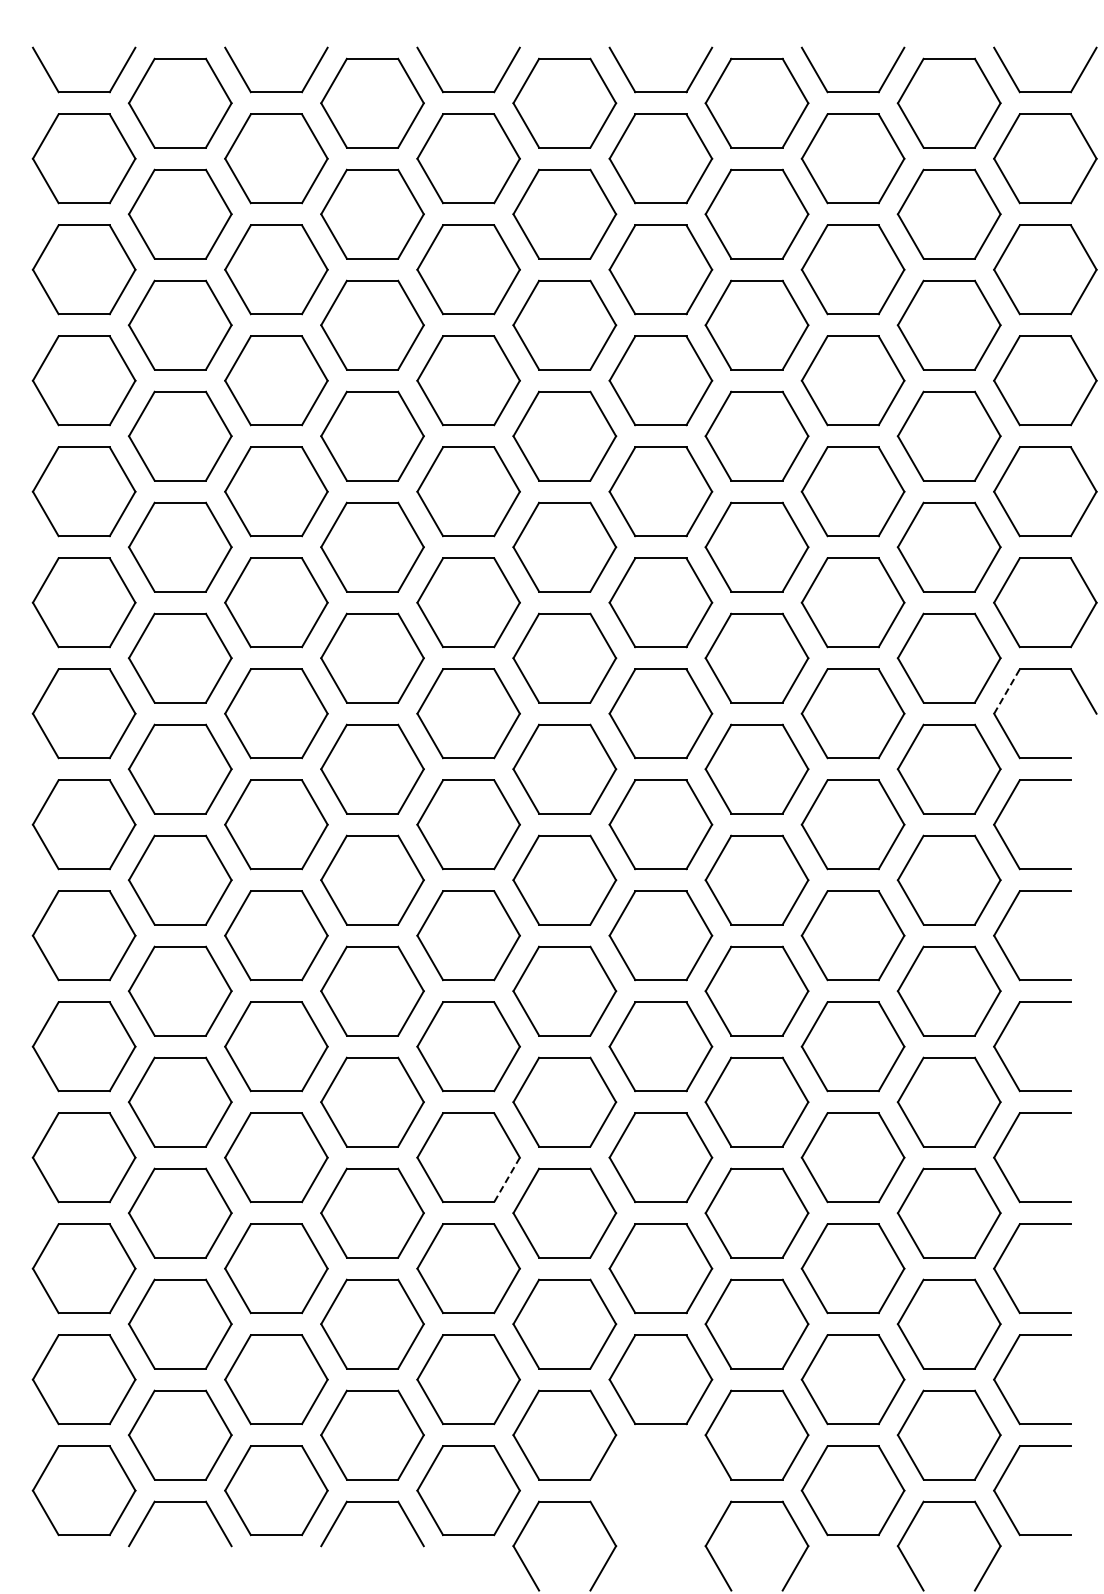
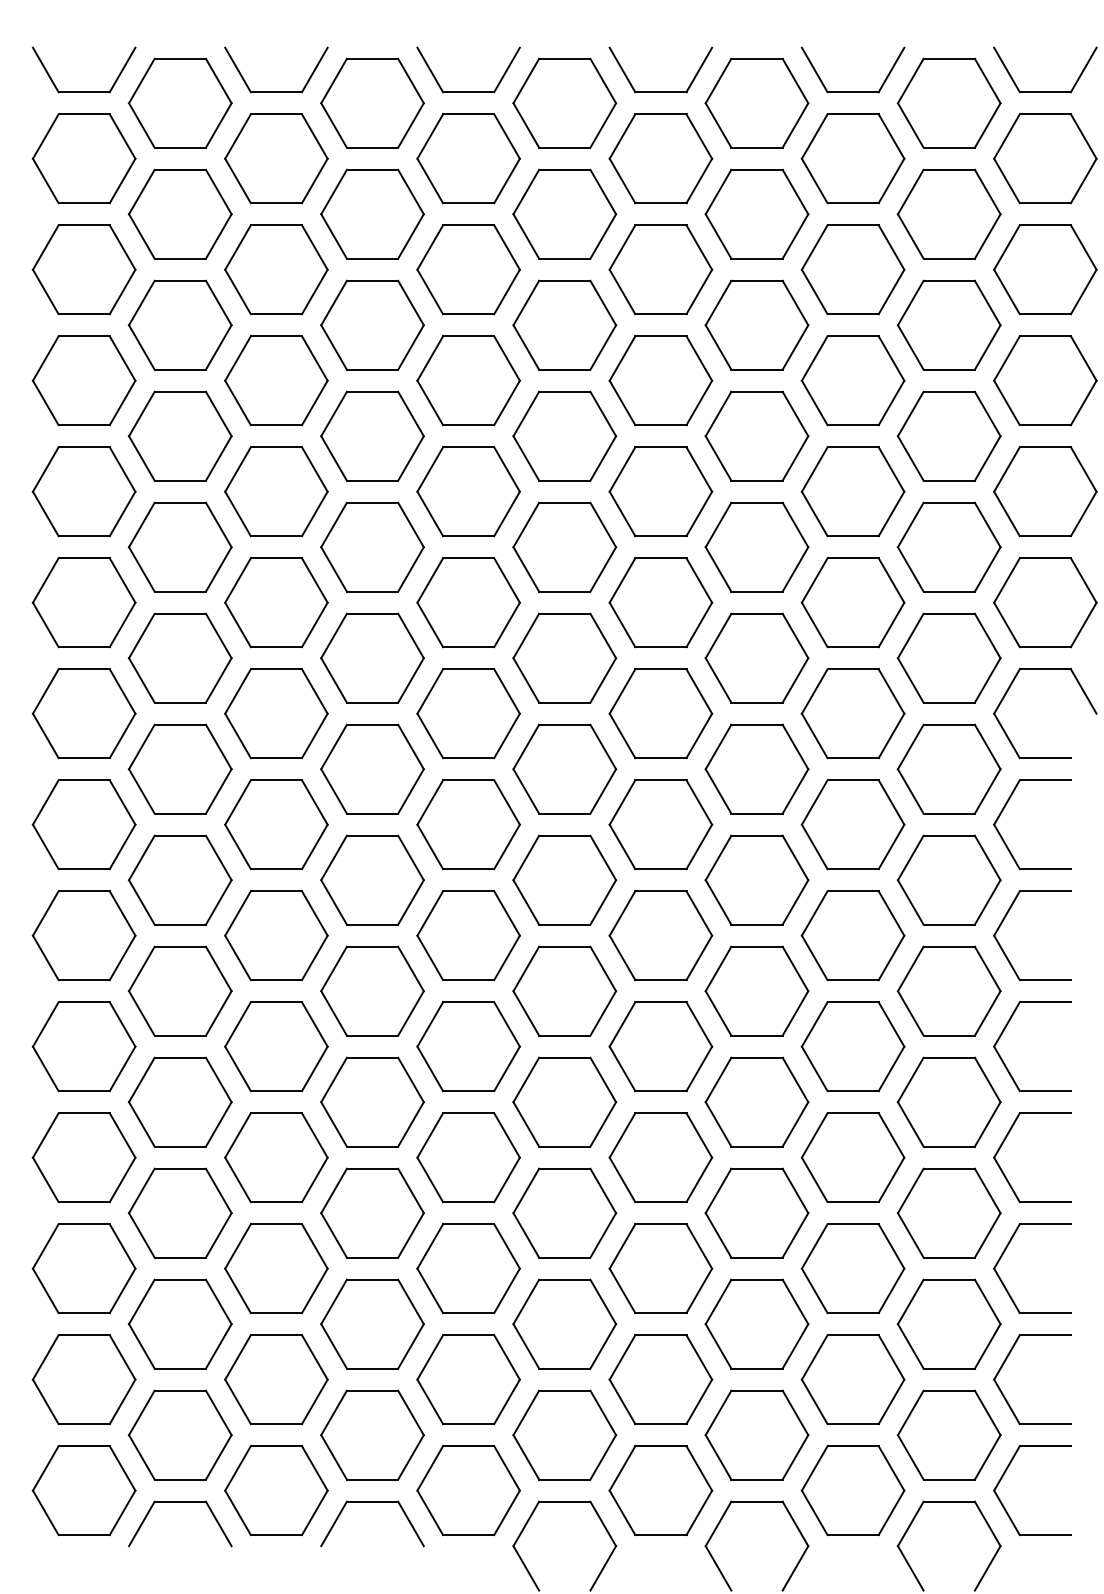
line: dashed -> solid (1006, 691)
line: dashed -> solid (507, 1179)
part: none -> present (660, 1490)
